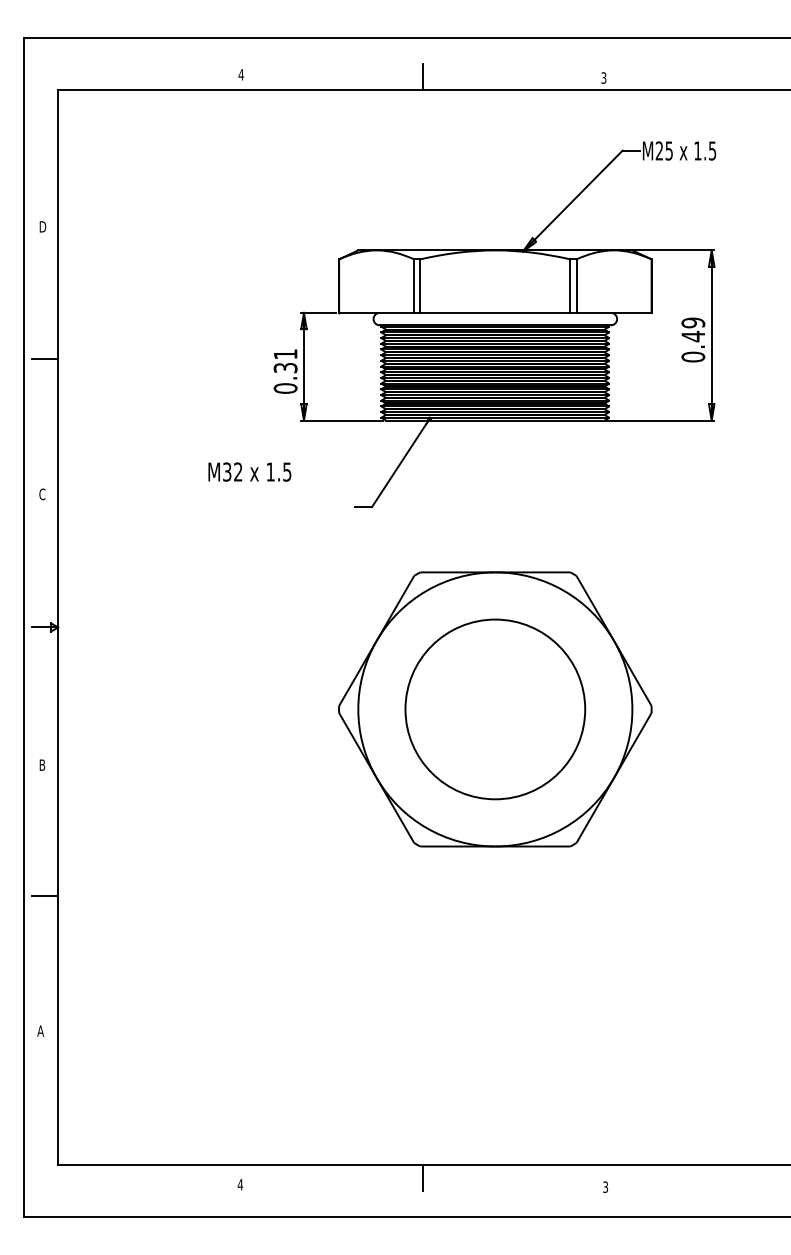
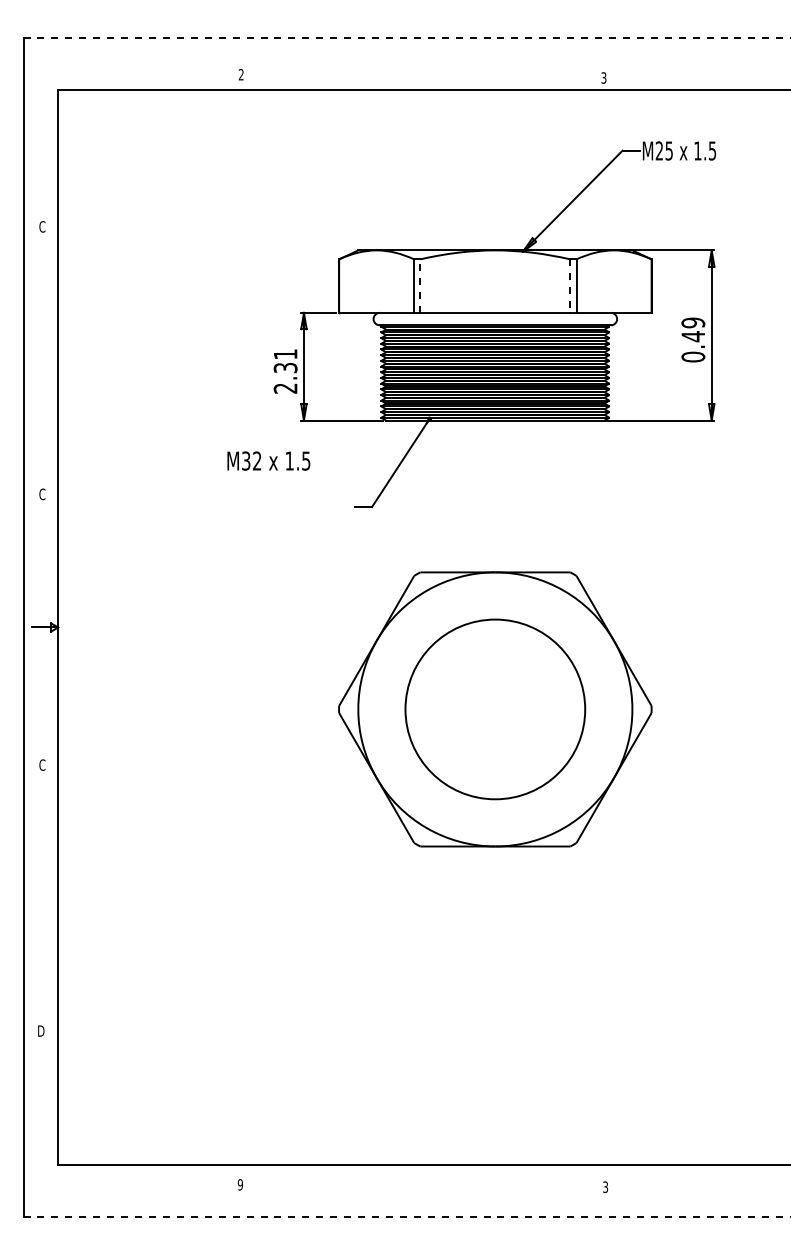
line: solid -> dashed (407, 37)
text: 4 -> 2 (240, 74)
line: present -> none (422, 76)
text: D -> C (42, 226)
line: solid -> dashed (420, 286)
line: solid -> dashed (570, 286)
line: present -> none (45, 358)
text: 0.31 -> 2.31 (285, 388)
text position: (249, 471) -> (268, 460) (268, 460)
text: B -> C (42, 764)
line: present -> none (45, 896)
text: A -> D (40, 1030)
line: present -> none (422, 1178)
text: 4 -> 9 (240, 1184)
line: solid -> dashed (407, 1217)
